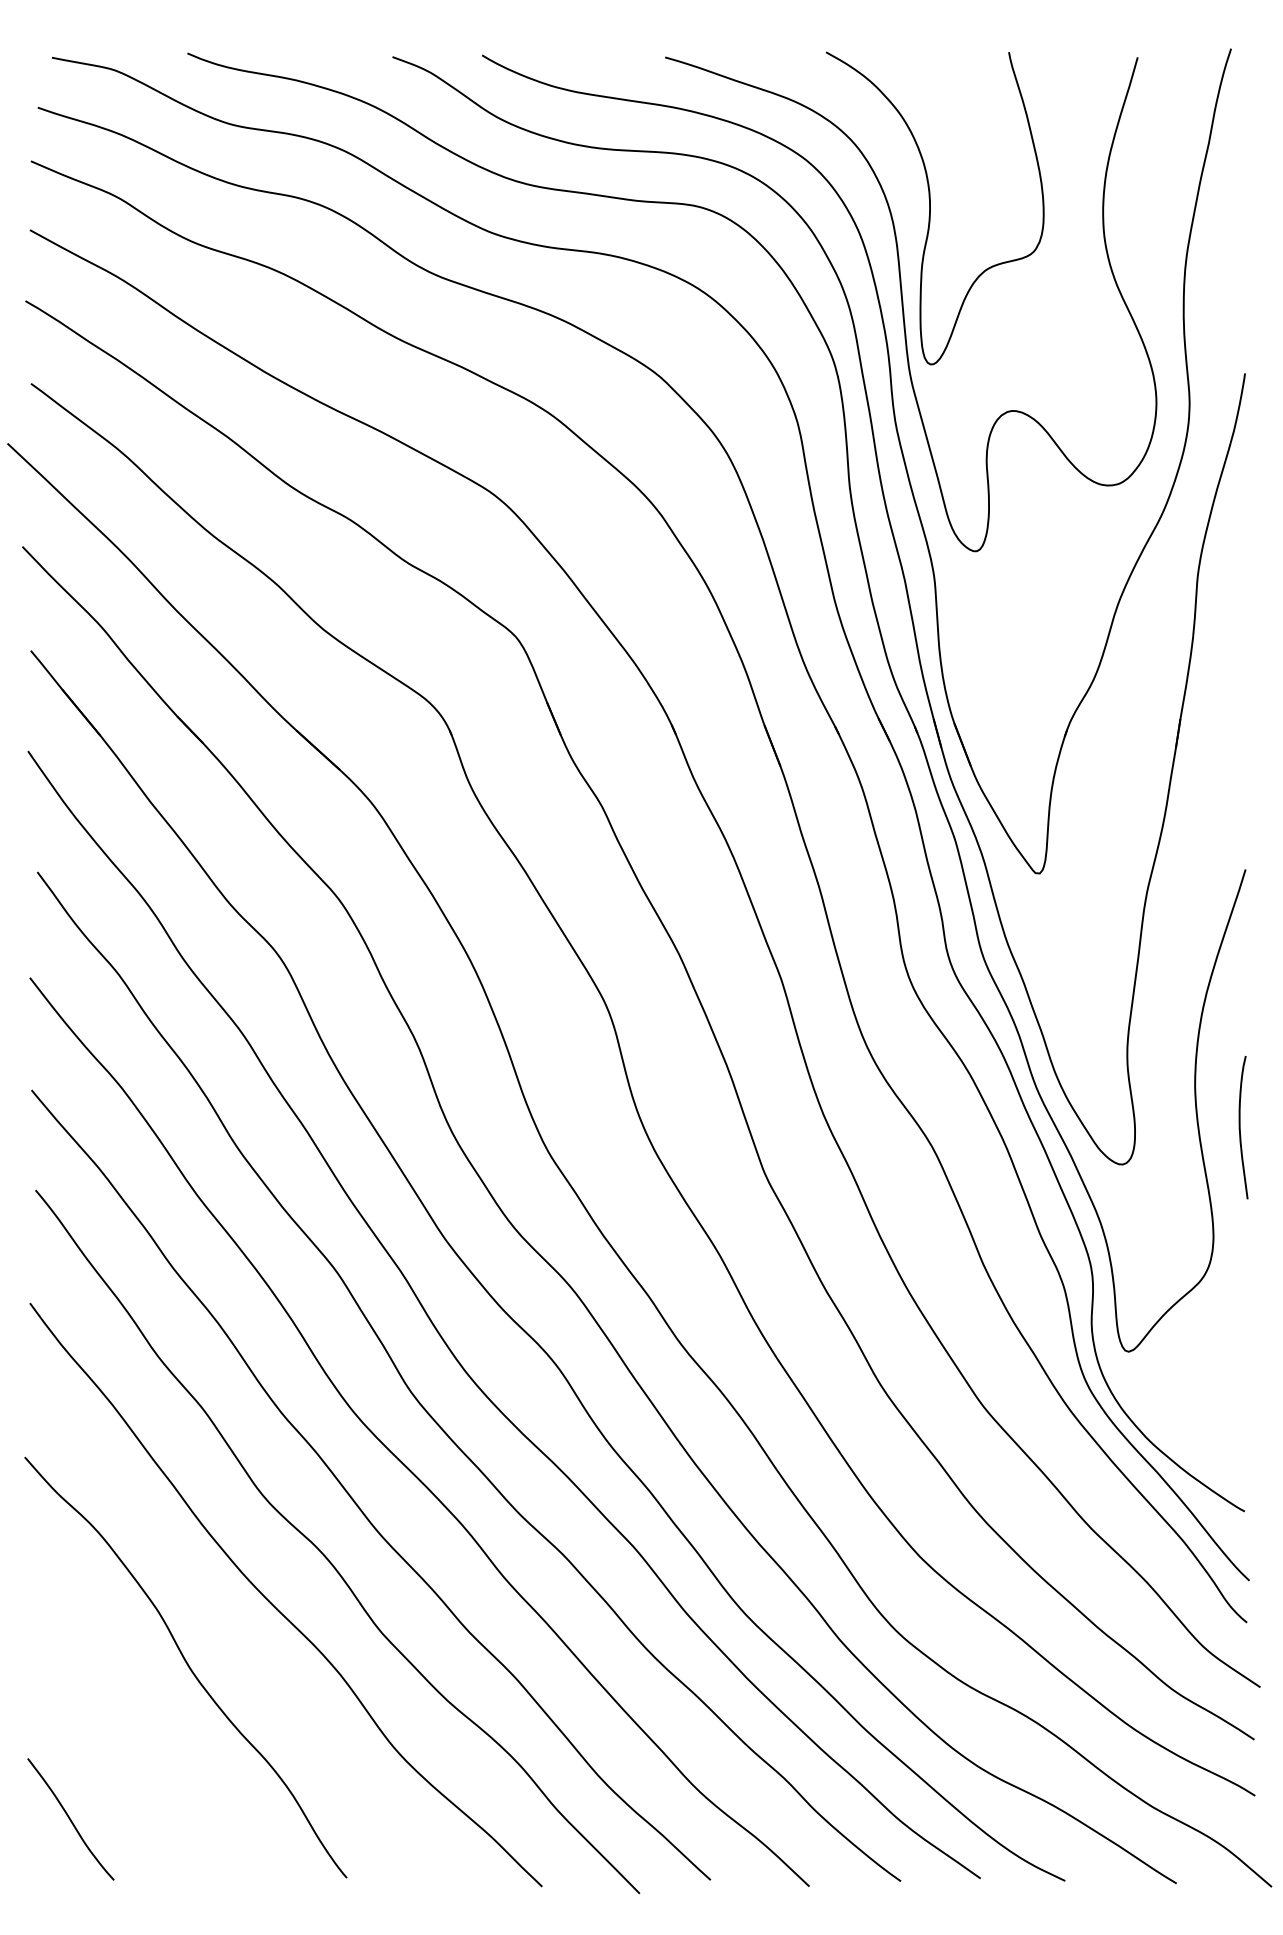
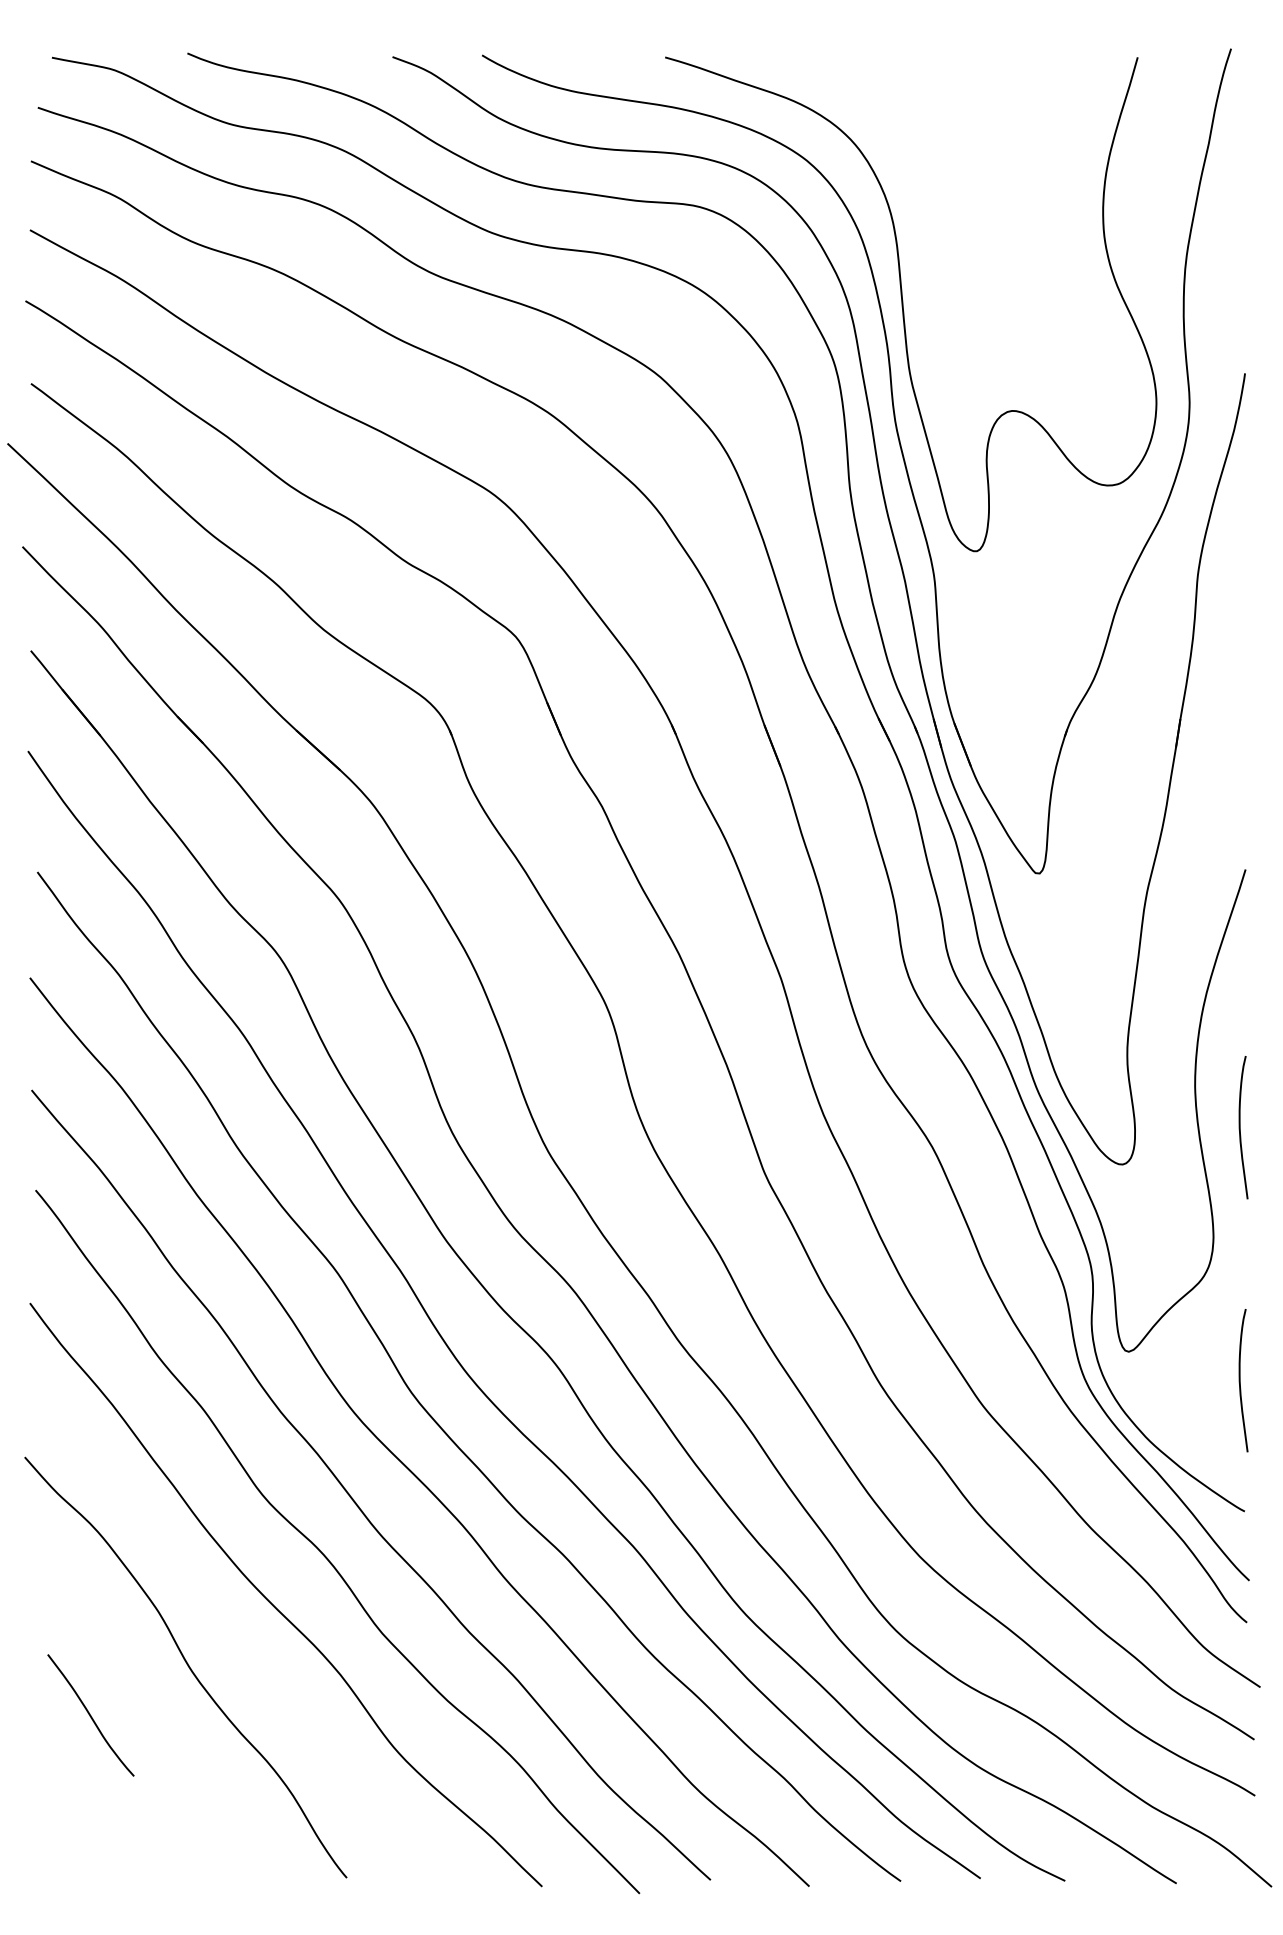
curve: present -> none (930, 208)
curve: none -> present (1240, 1380)
curve position: (70, 1819) -> (90, 1715) (90, 1715)
